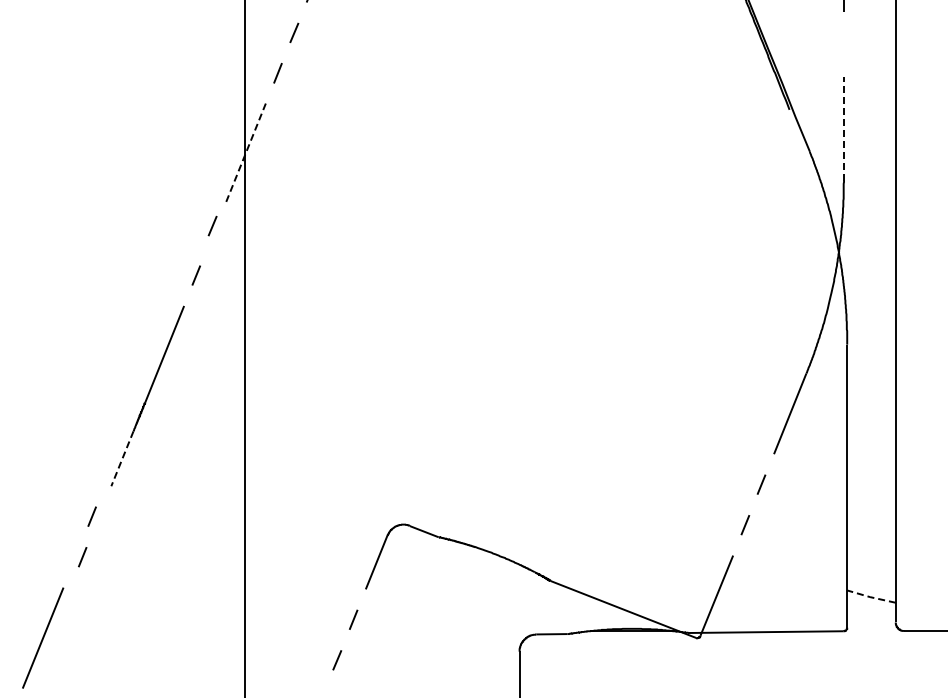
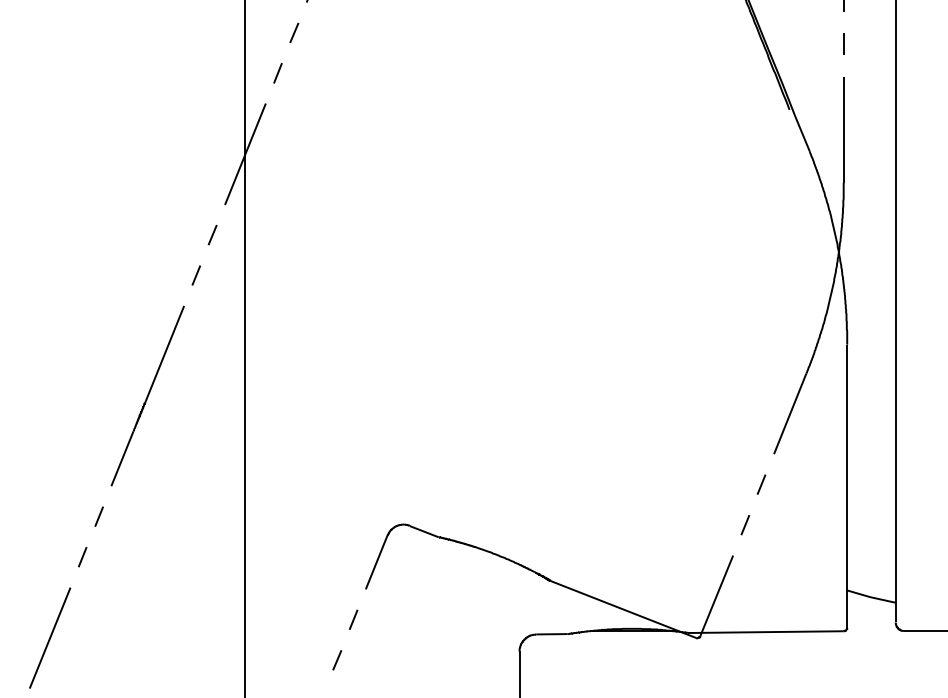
line: none -> present (843, 43)
line: dashed -> solid (844, 128)
line: dashed -> solid (245, 154)
line position: (212, 225) -> (212, 234) (212, 234)
line: dashed -> solid (122, 458)
line position: (91, 516) -> (98, 516) (98, 516)
line: dashed -> solid (871, 597)
line position: (43, 637) -> (50, 637) (50, 637)
